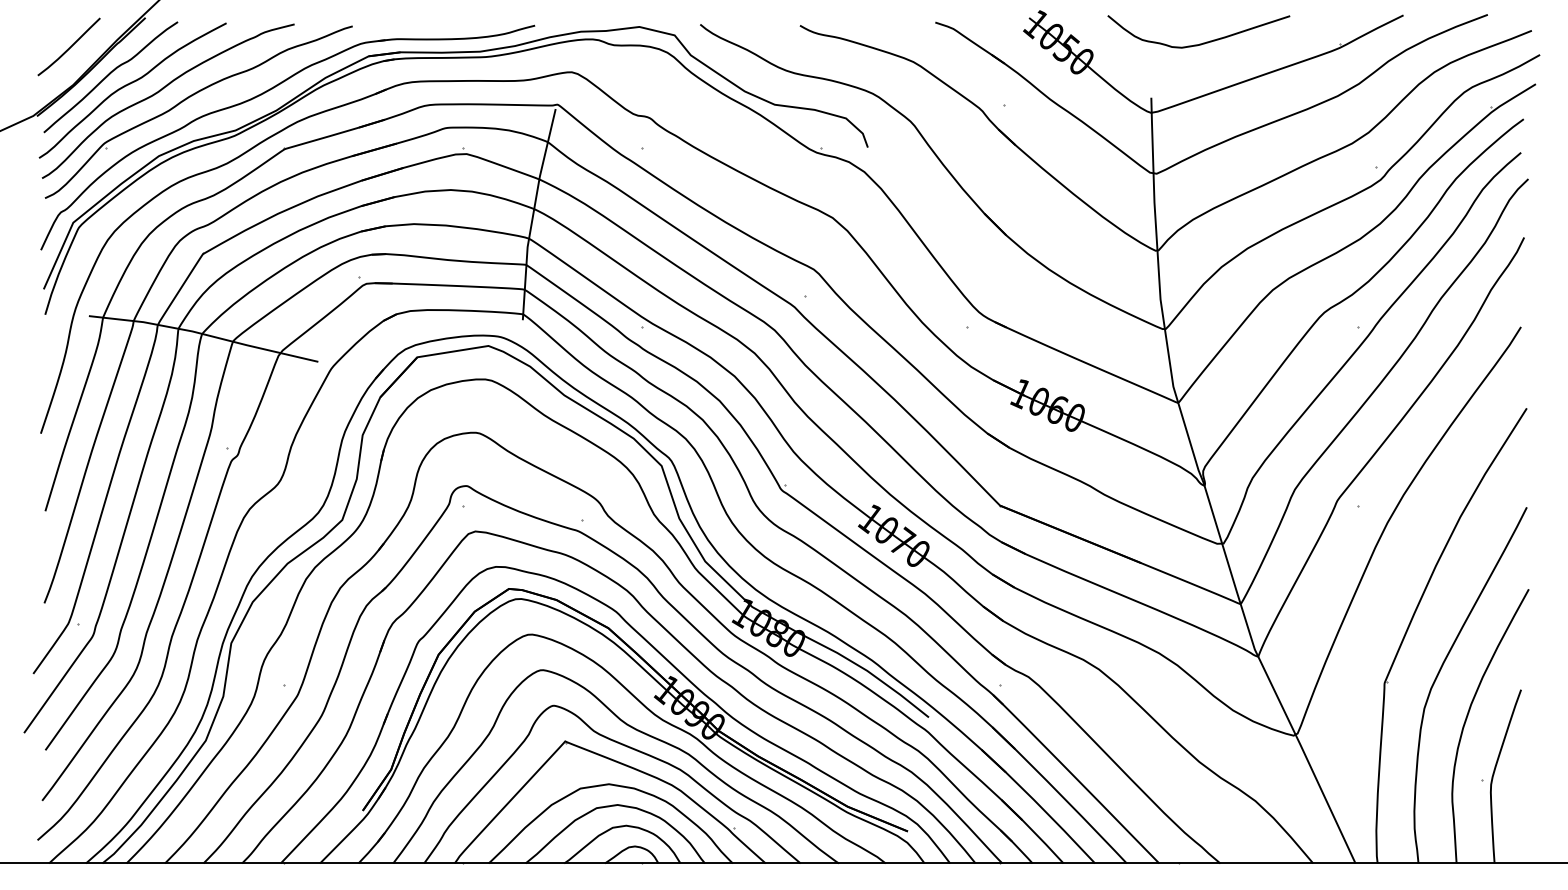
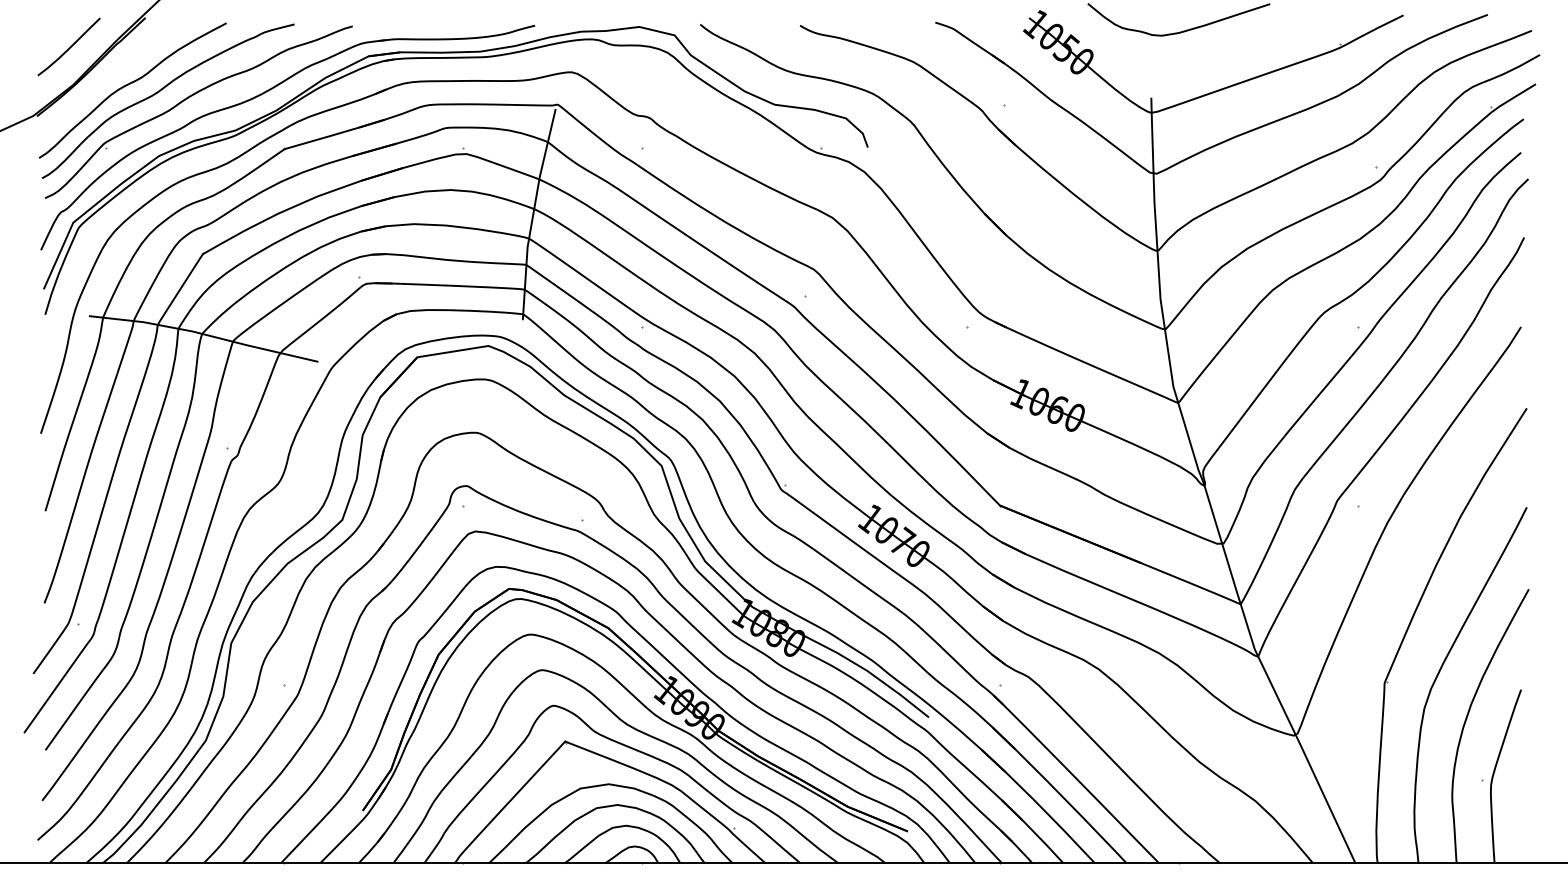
curve position: (1199, 43) -> (1179, 31) (1179, 31)
curve: present -> none (109, 75)
